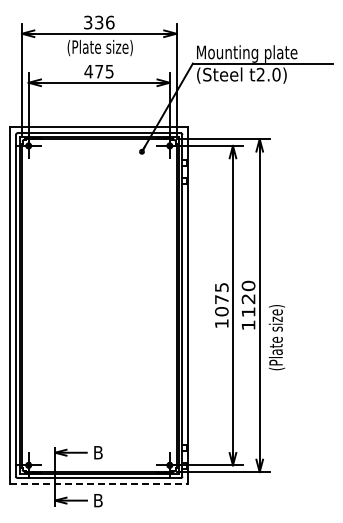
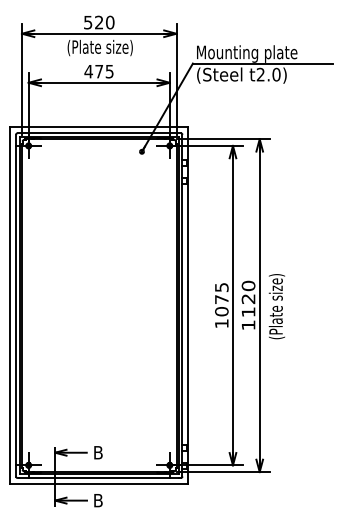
text: 336 -> 520 (99, 22)
text position: (276, 337) -> (276, 306) (276, 306)
line: dashed -> solid (99, 483)
